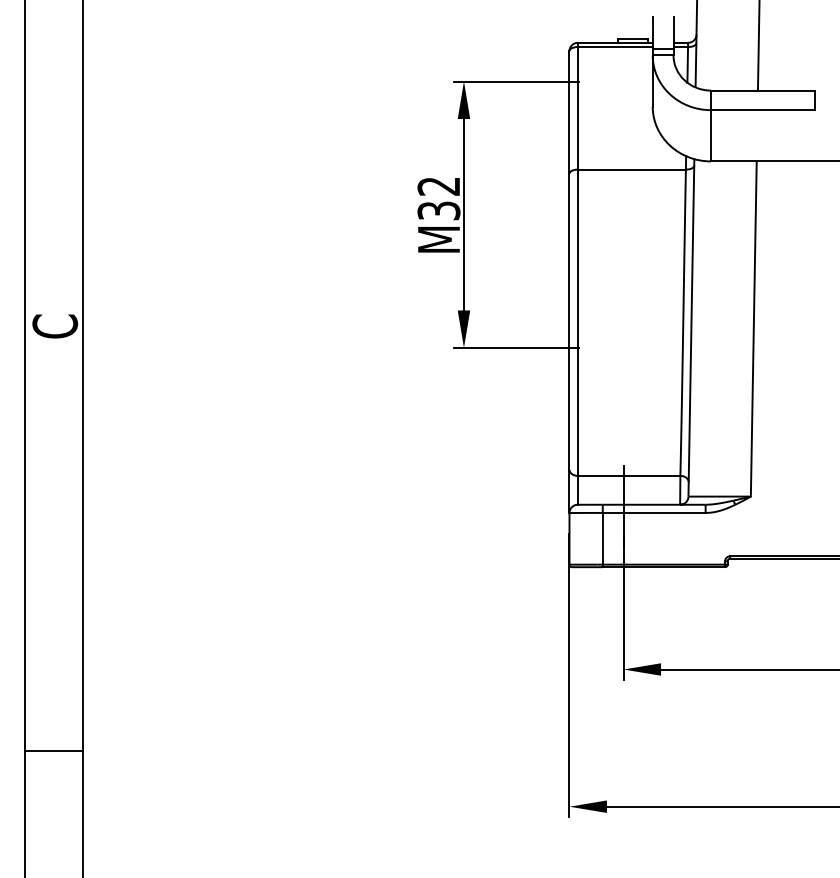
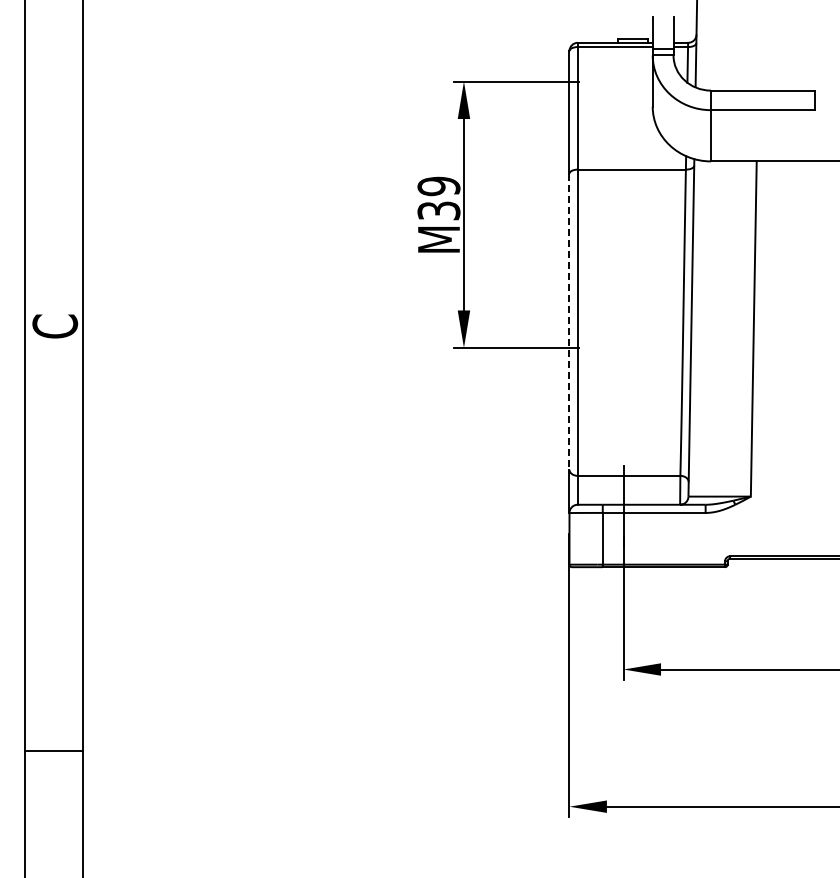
line: present -> none (758, 46)
text: M32 -> M39 (438, 186)
line: solid -> dashed (569, 322)
